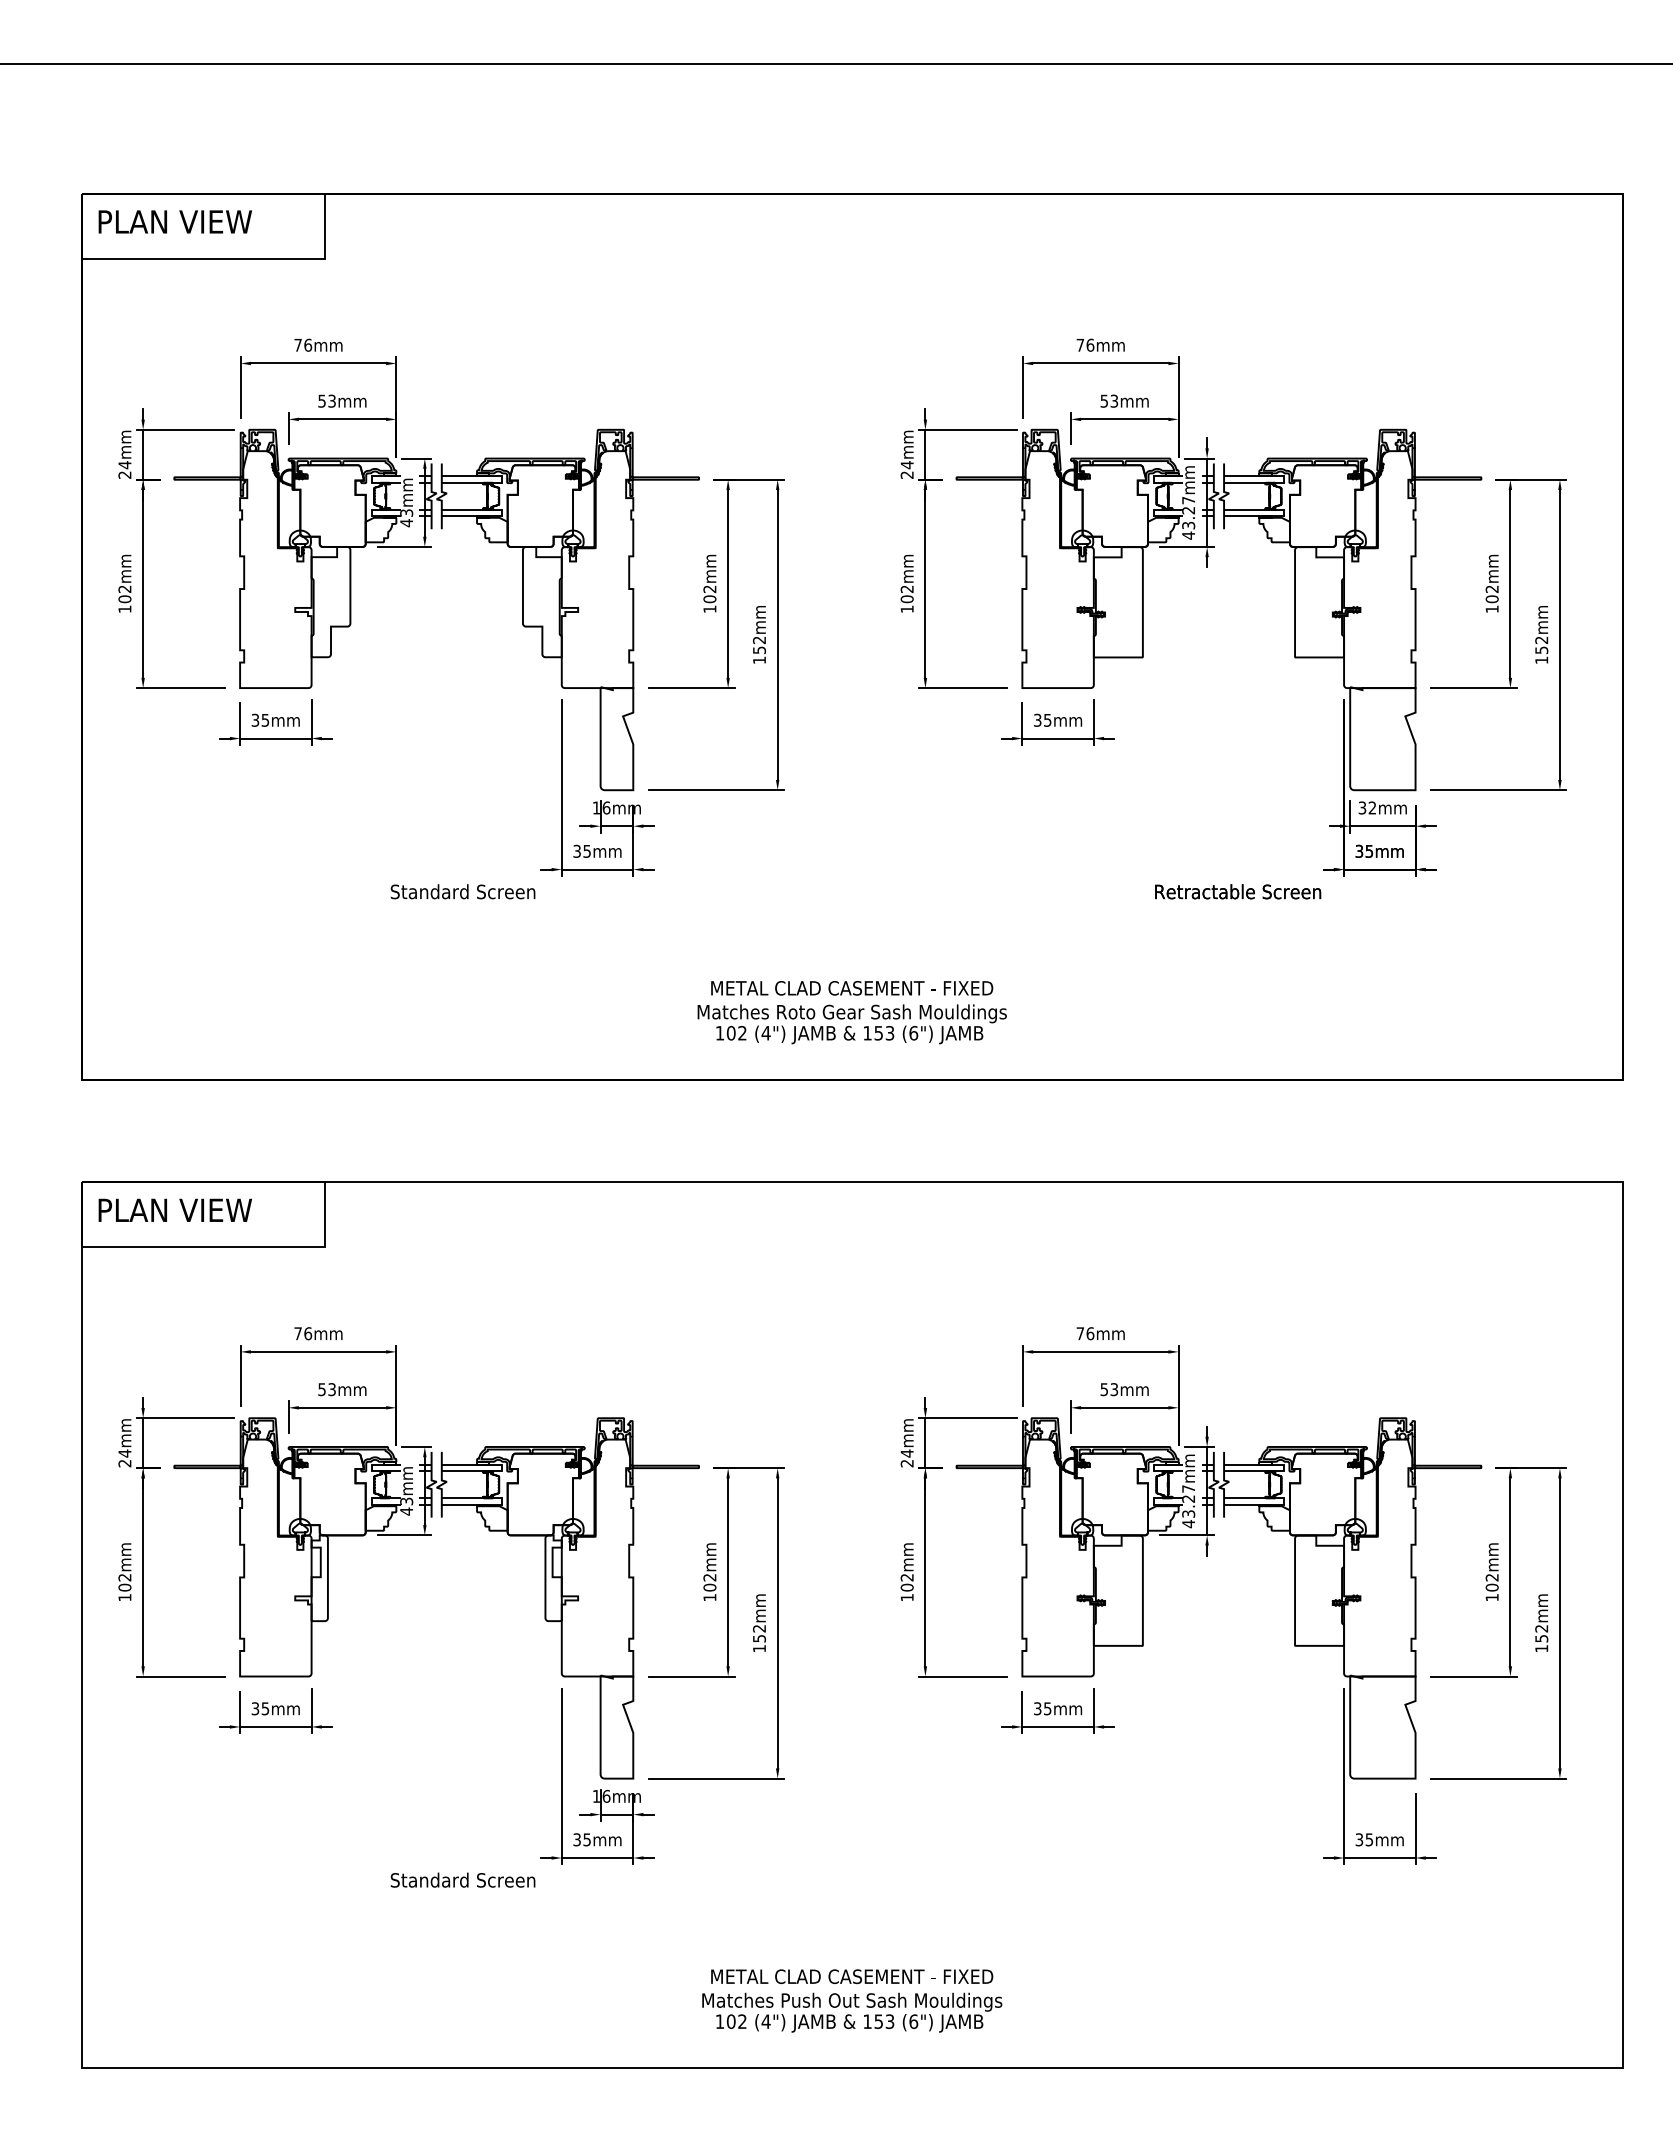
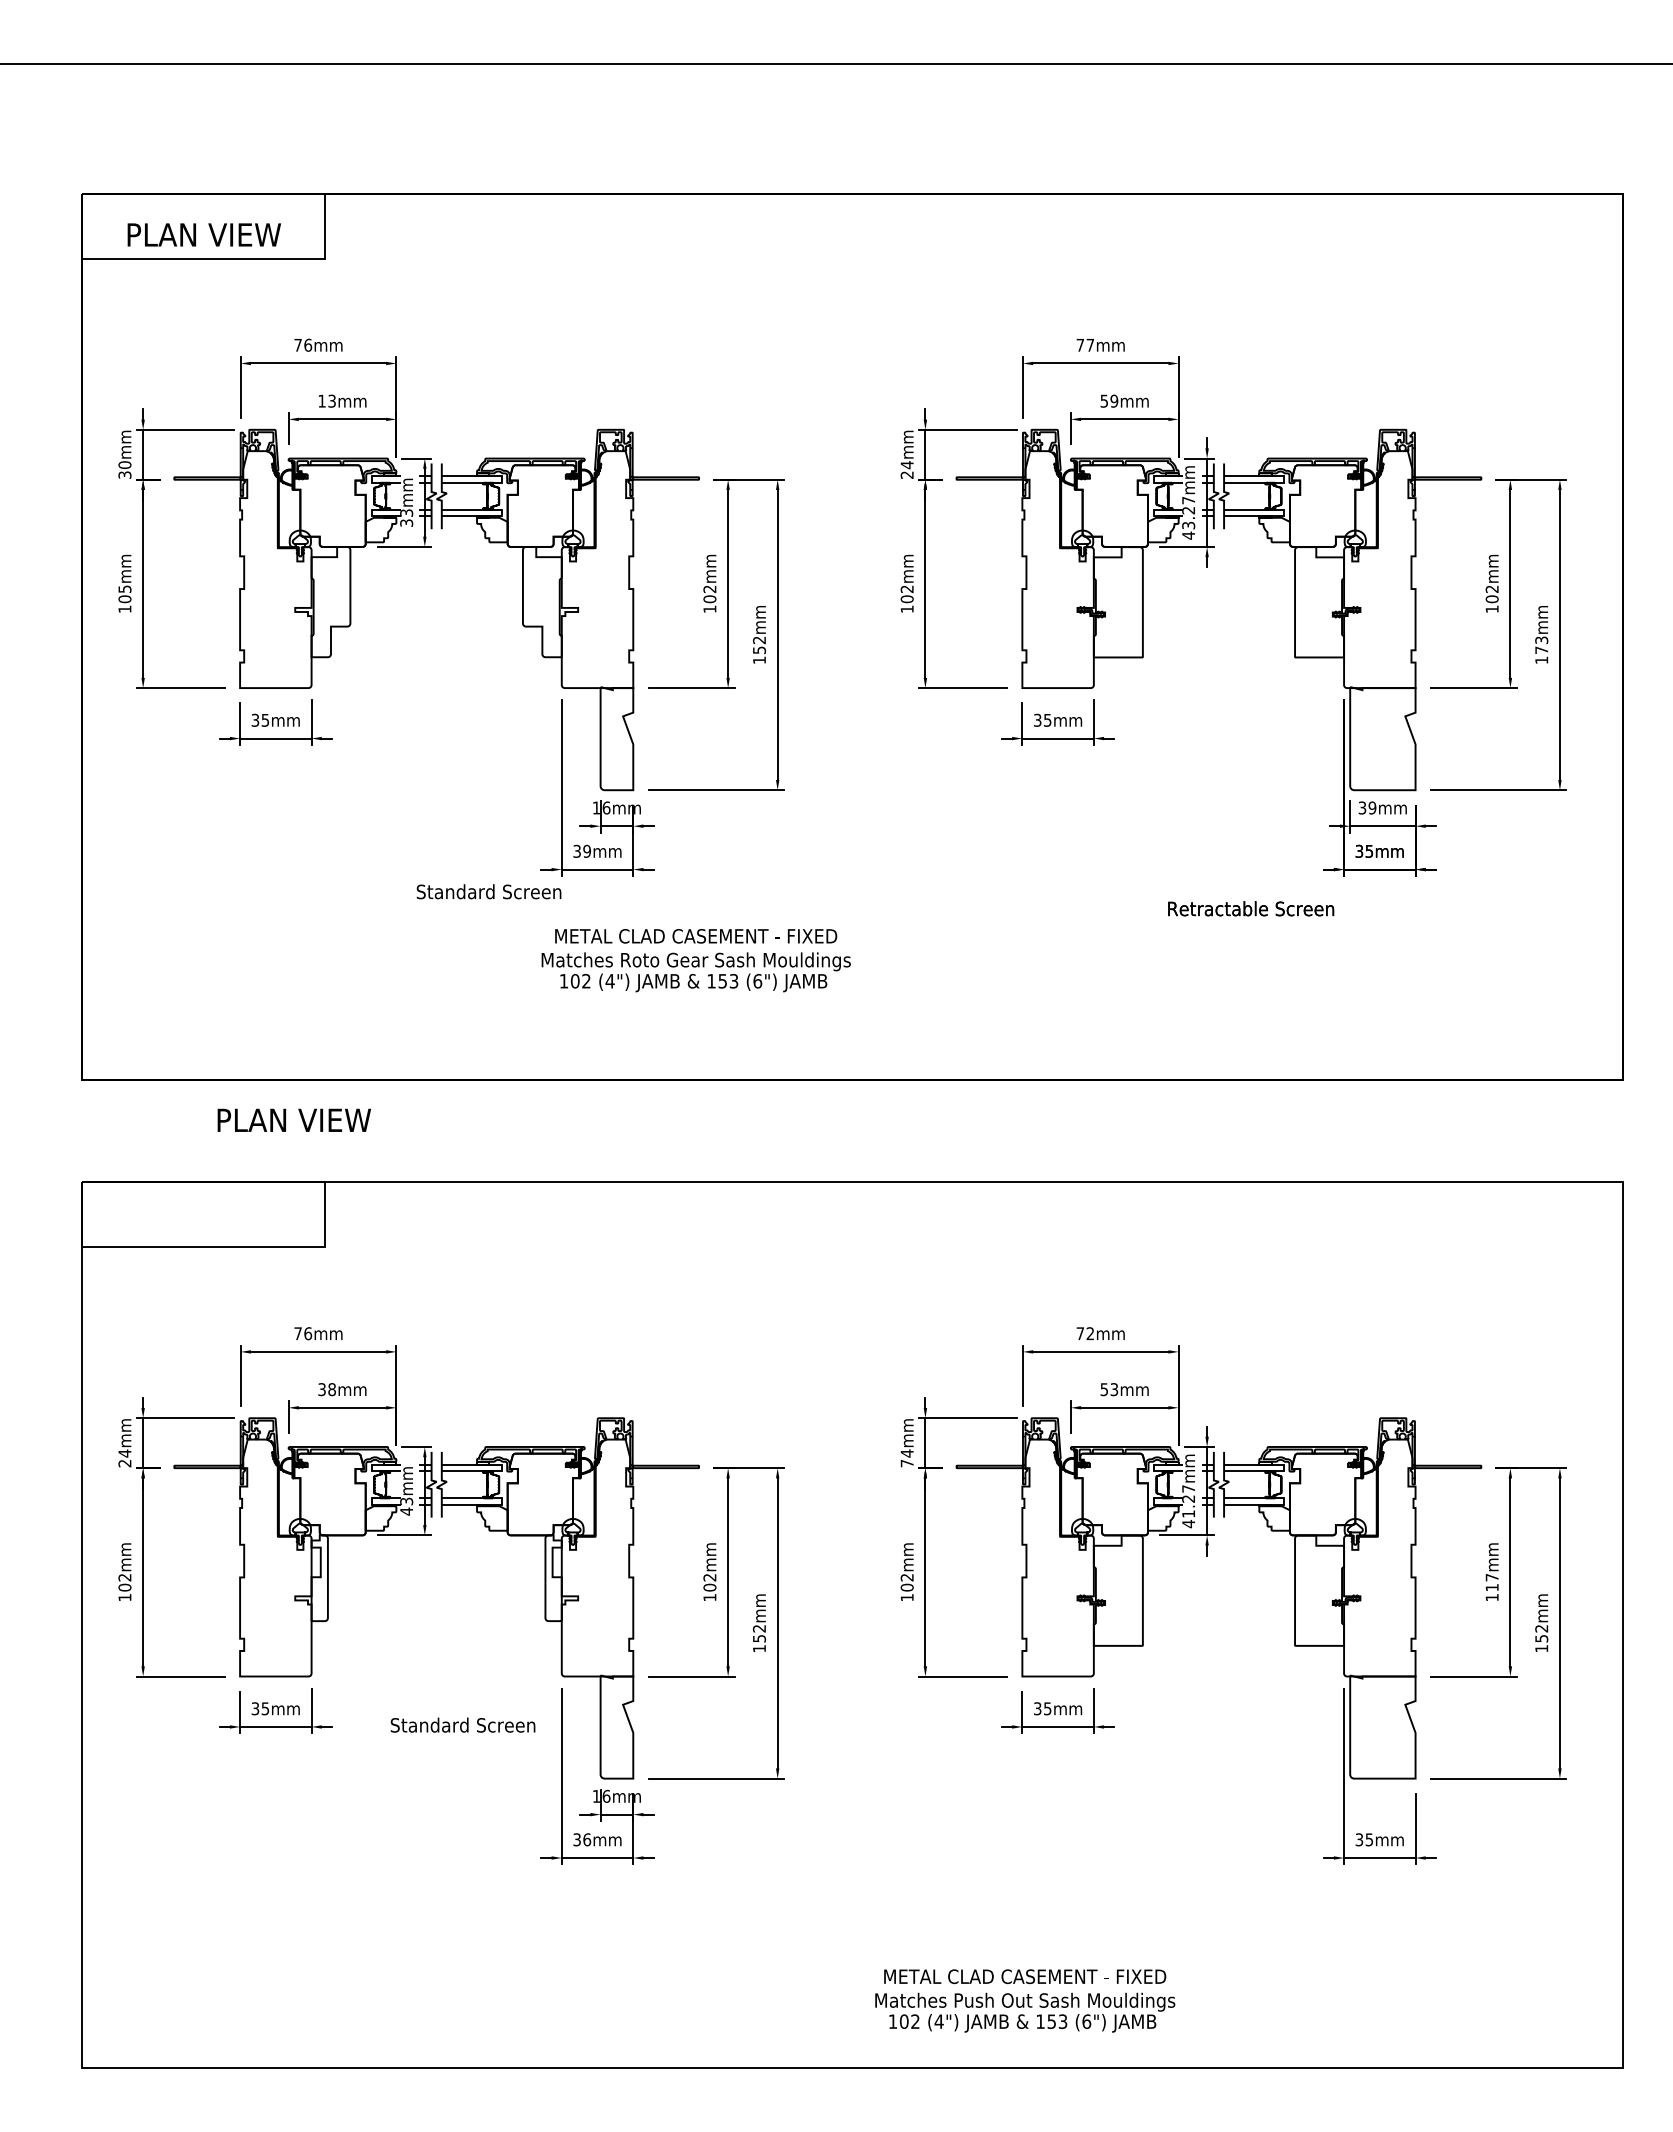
text position: (174, 221) -> (203, 234) (203, 234)
text: 76mm -> 77mm (1090, 344)
text: 53mm -> 13mm (321, 400)
text: 53mm -> 59mm (1114, 400)
text: 24mm -> 30mm (124, 469)
text: 43mm -> 33mm (406, 523)
text: 102mm -> 105mm (124, 588)
text: 152mm -> 173mm (1541, 645)
text: 32mm -> 39mm (1372, 807)
text: 35mm -> 39mm (587, 850)
text position: (462, 891) -> (488, 891) (488, 891)
text position: (1238, 891) -> (1251, 908) (1251, 908)
text position: (851, 1012) -> (695, 960) (695, 960)
text position: (174, 1209) -> (293, 1119) (293, 1119)
text: 76mm -> 72mm (1090, 1333)
text: 53mm -> 38mm (326, 1389)
text: 24mm -> 74mm (906, 1463)
text: 43.27mm -> 41.27mm (1188, 1513)
text: 102mm -> 117mm (1491, 1582)
text: 35mm -> 36mm (587, 1839)
text position: (462, 1879) -> (462, 1724) (462, 1724)
text position: (852, 2000) -> (1025, 2000) (1025, 2000)
